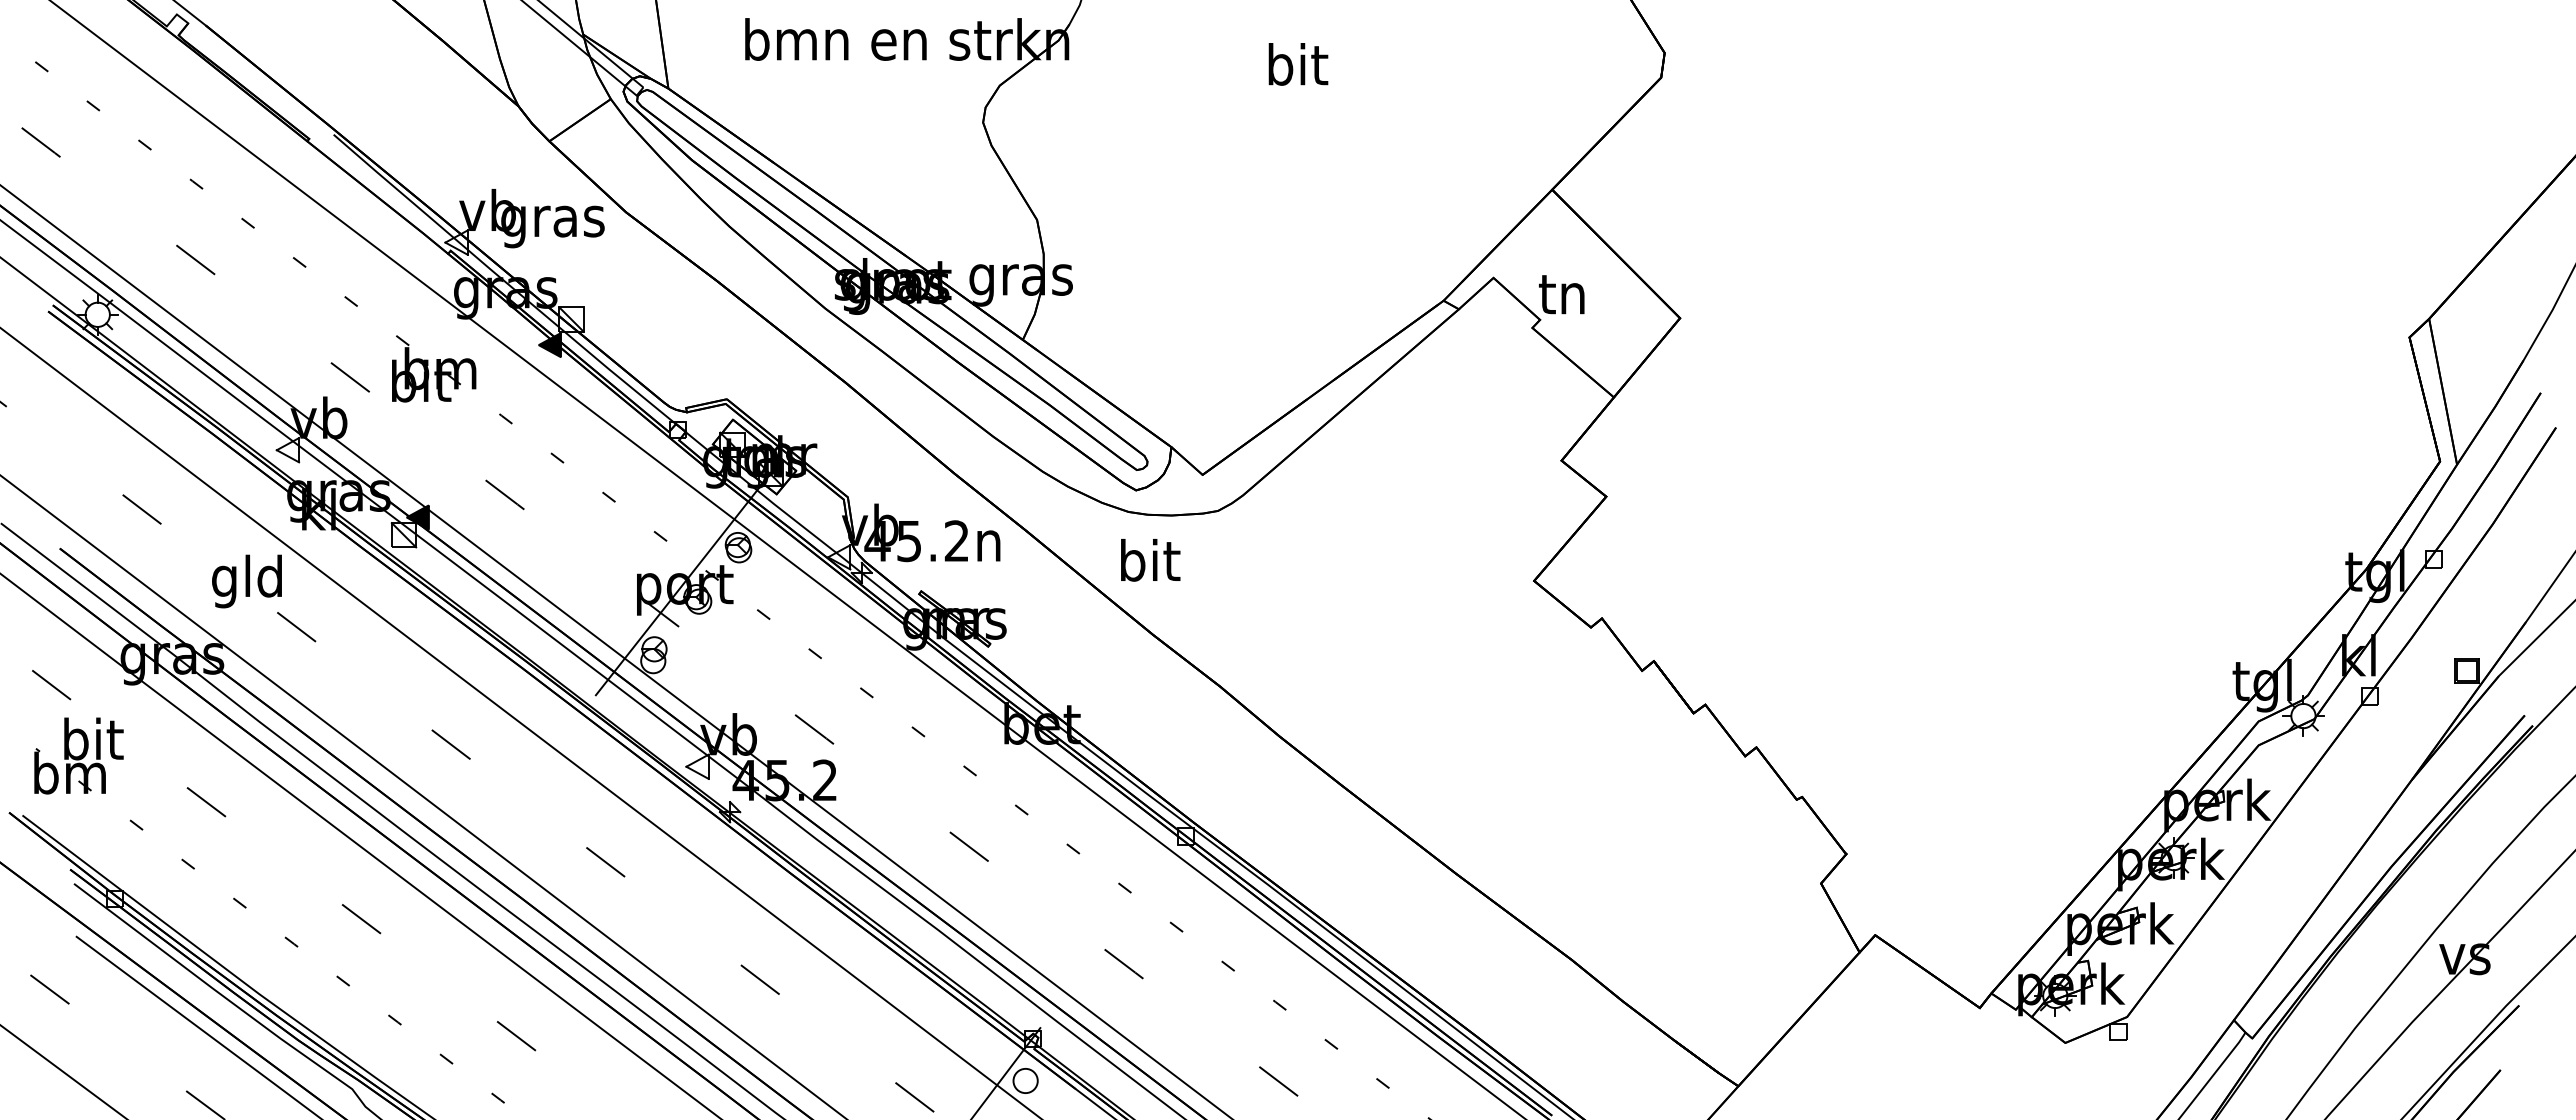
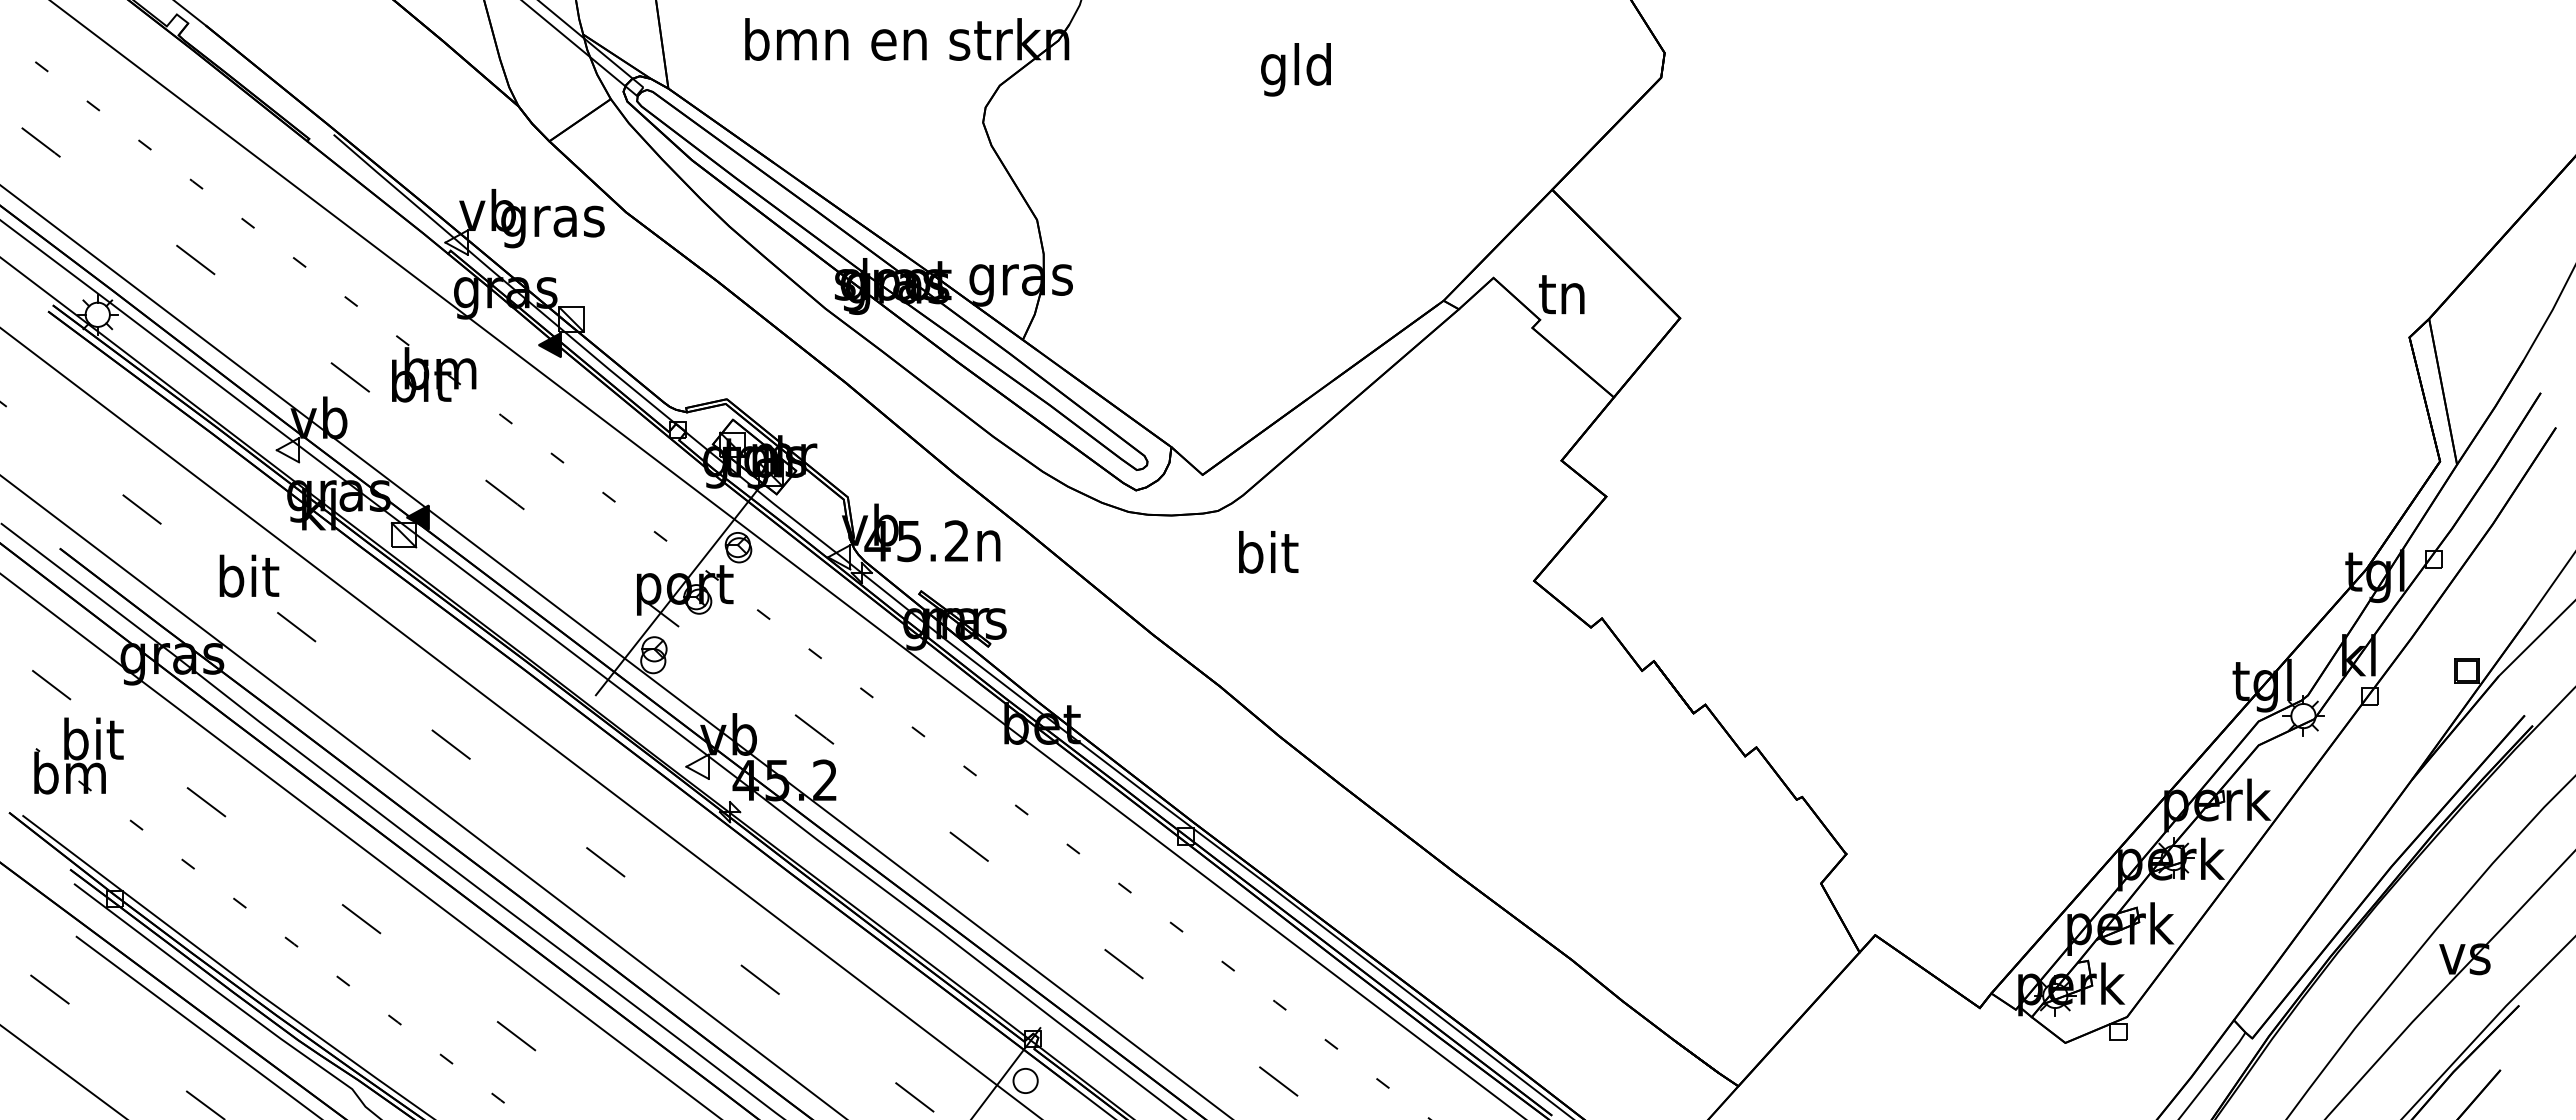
text: bit -> gld (1295, 69)
text position: (1150, 560) -> (1268, 552) (1268, 552)
text: gld -> bit (246, 581)
